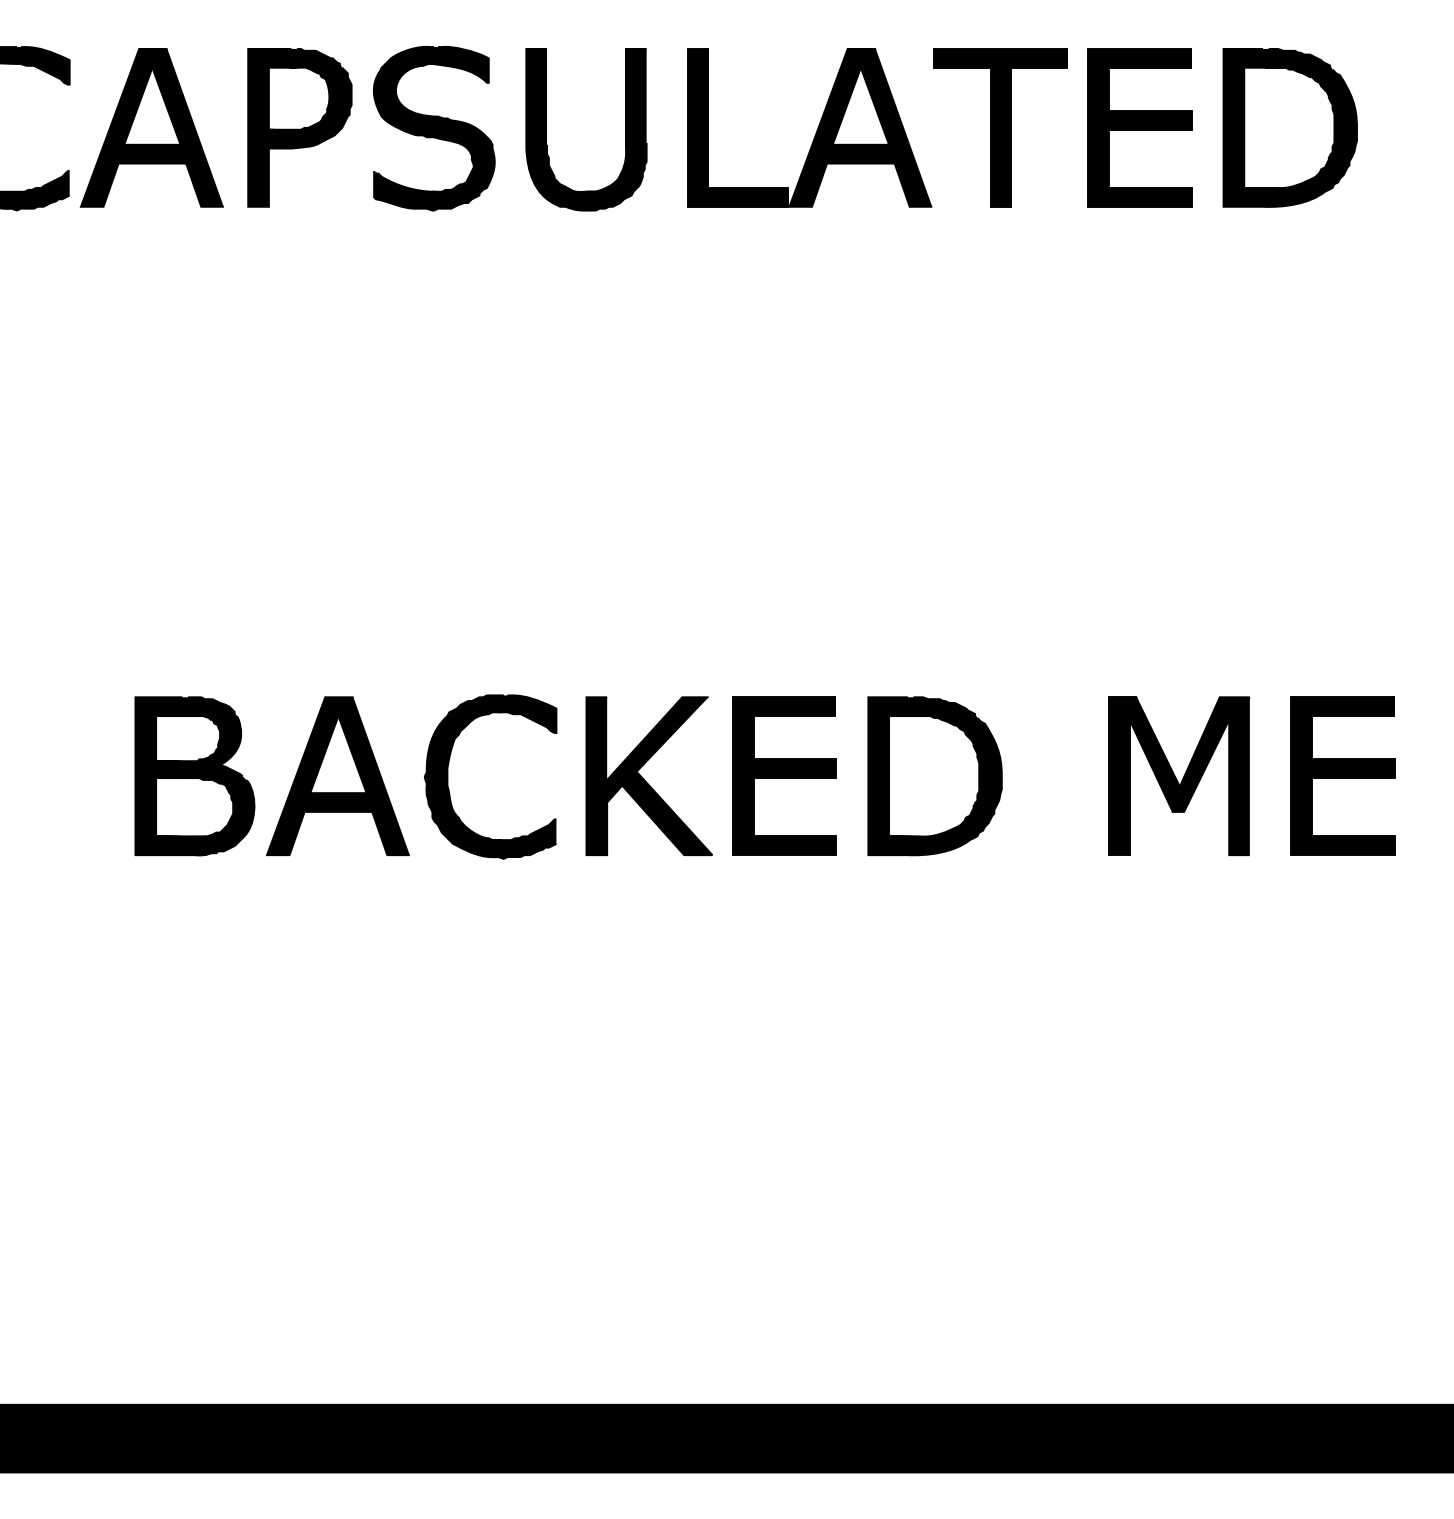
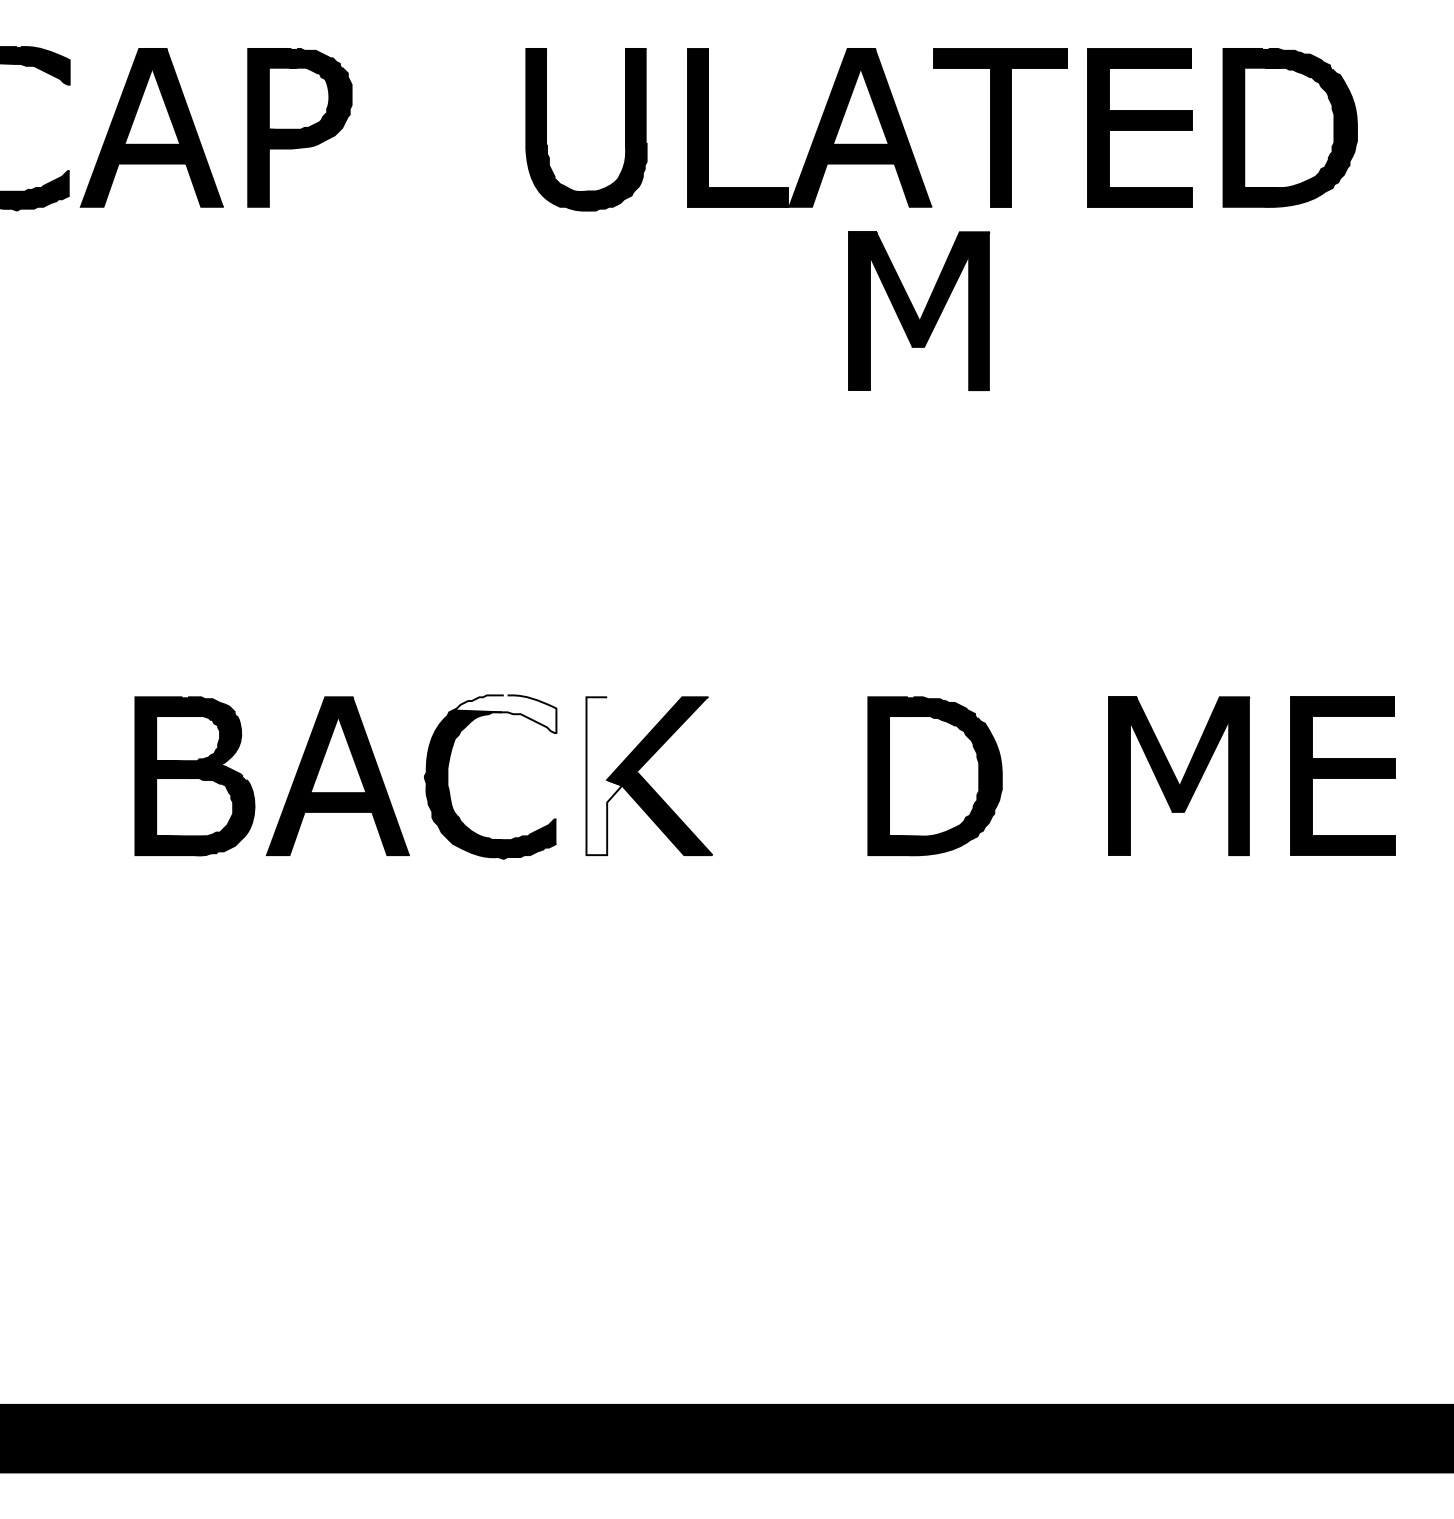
part: present -> none (433, 128)
part: none -> present (919, 310)
fill: present -> none (504, 714)
part: present -> none (784, 775)
fill: present -> none (604, 776)
